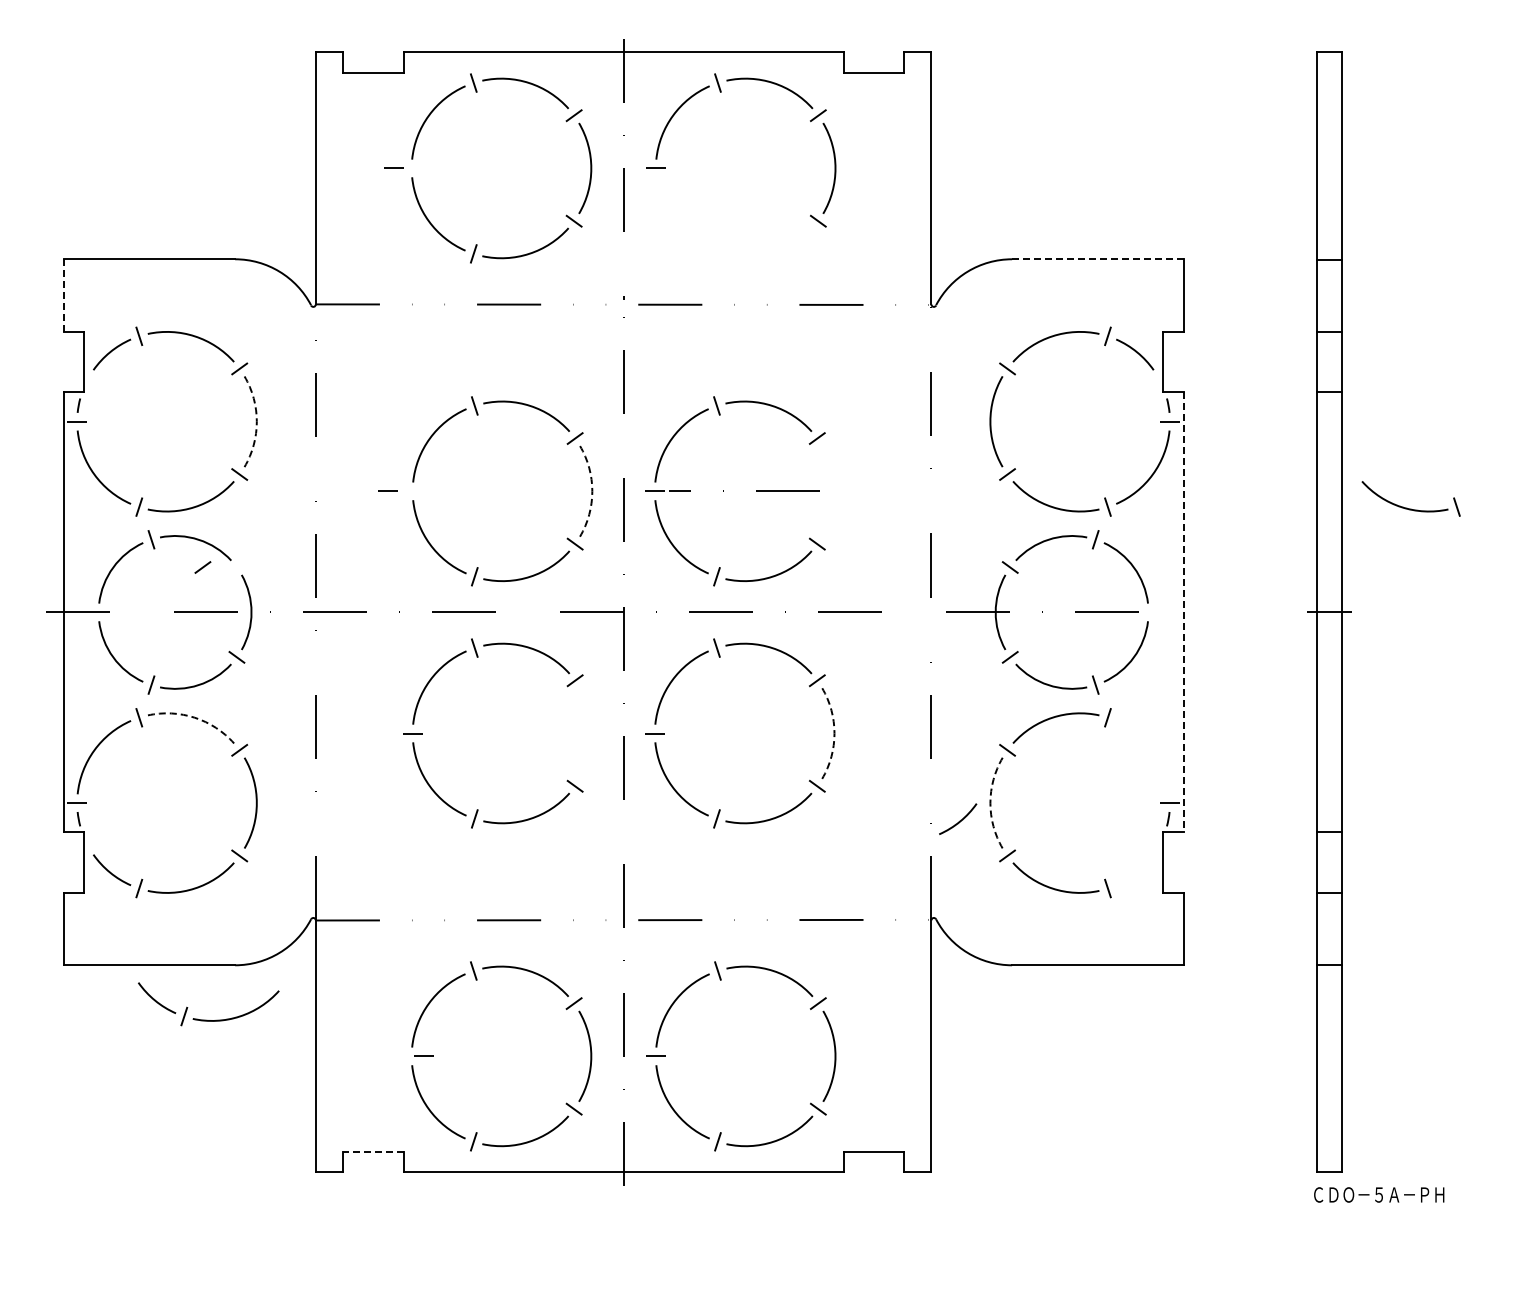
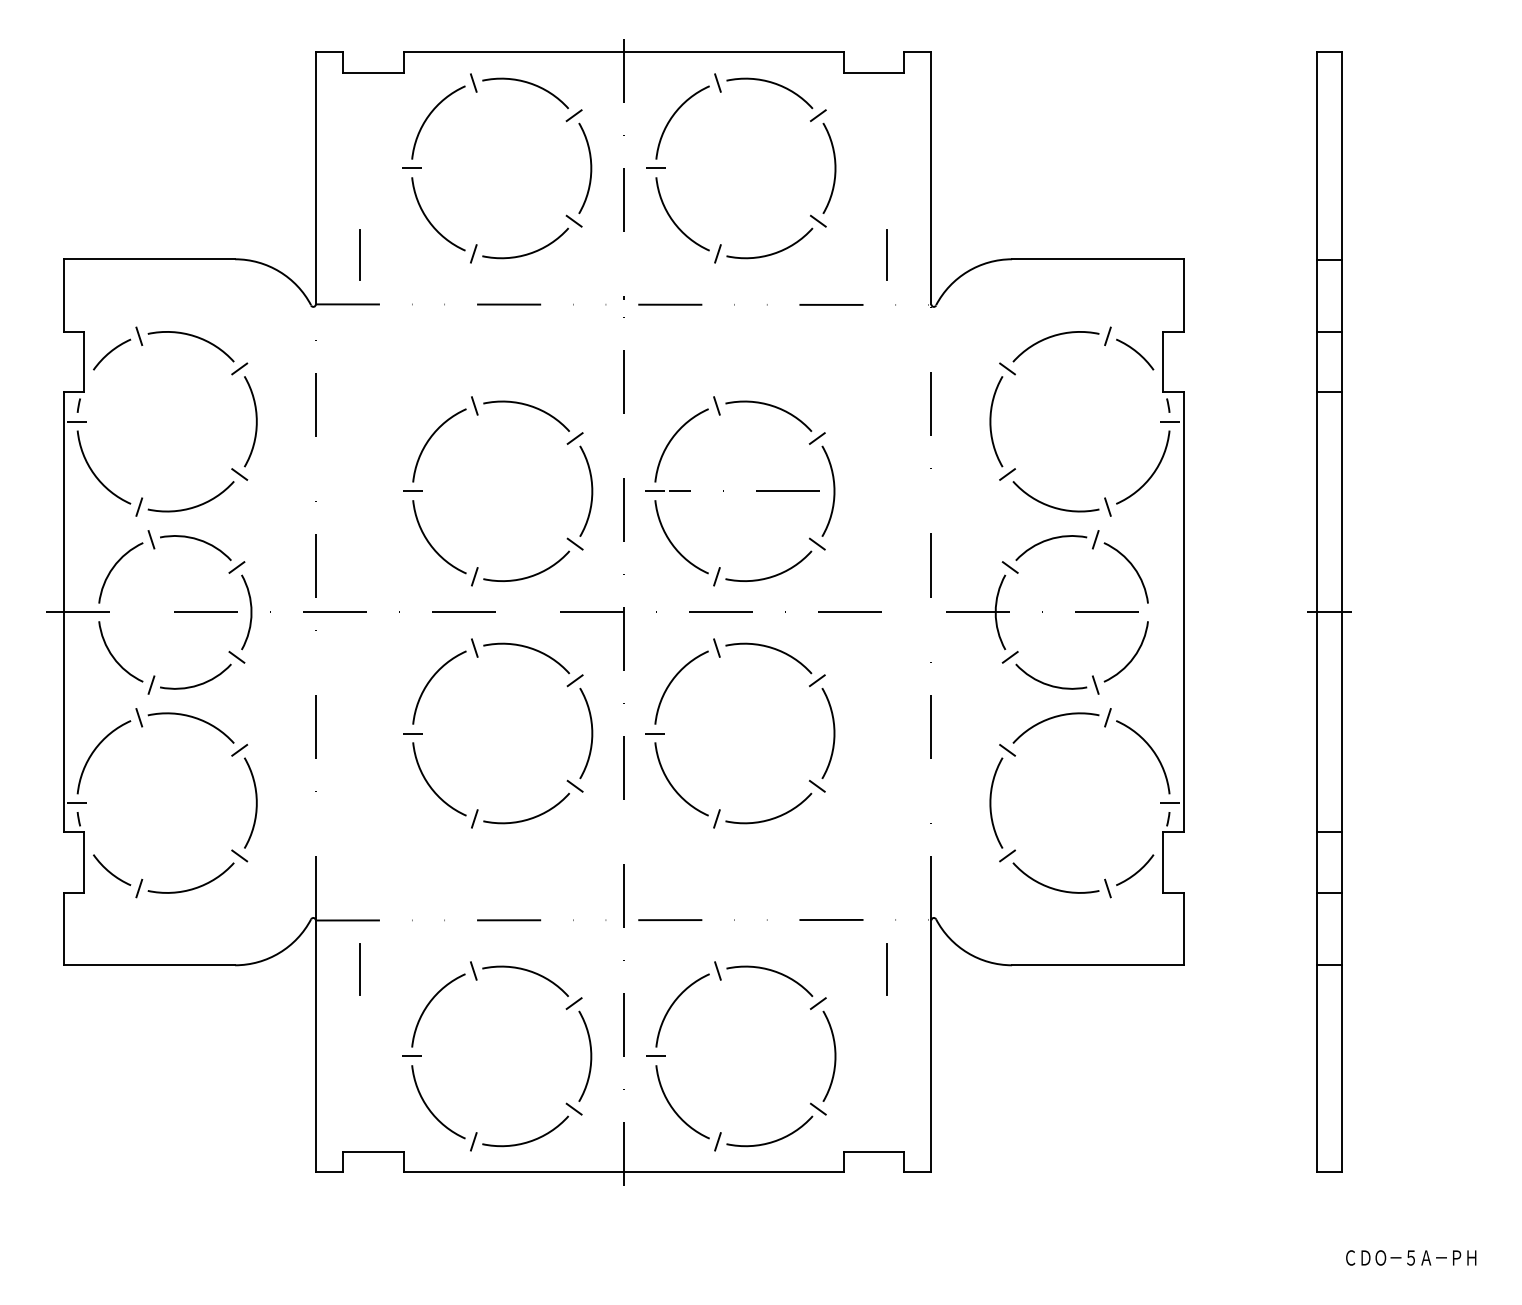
line position: (393, 167) -> (411, 167) (411, 167)
part: none -> present (721, 244)
line: none -> present (360, 255)
line: none -> present (887, 255)
line: dashed -> solid (1097, 259)
line: dashed -> solid (63, 296)
arc: dashed -> solid (256, 421)
line position: (387, 490) -> (412, 490) (412, 490)
arc: none -> present (833, 490)
arc: dashed -> solid (592, 491)
part: present -> none (1407, 507)
line position: (202, 567) -> (236, 567) (236, 567)
line: dashed -> solid (1183, 612)
arc: dashed -> solid (194, 717)
arc: none -> present (591, 733)
arc: dashed -> solid (834, 733)
arc: none -> present (1151, 750)
arc: dashed -> solid (990, 803)
arc position: (959, 820) -> (1136, 871) (1136, 871)
line: none -> present (360, 969)
line: none -> present (887, 969)
part: present -> none (207, 1019)
line position: (423, 1055) -> (411, 1055) (411, 1055)
line: dashed -> solid (372, 1152)
text position: (1379, 1194) -> (1411, 1257) (1411, 1257)
